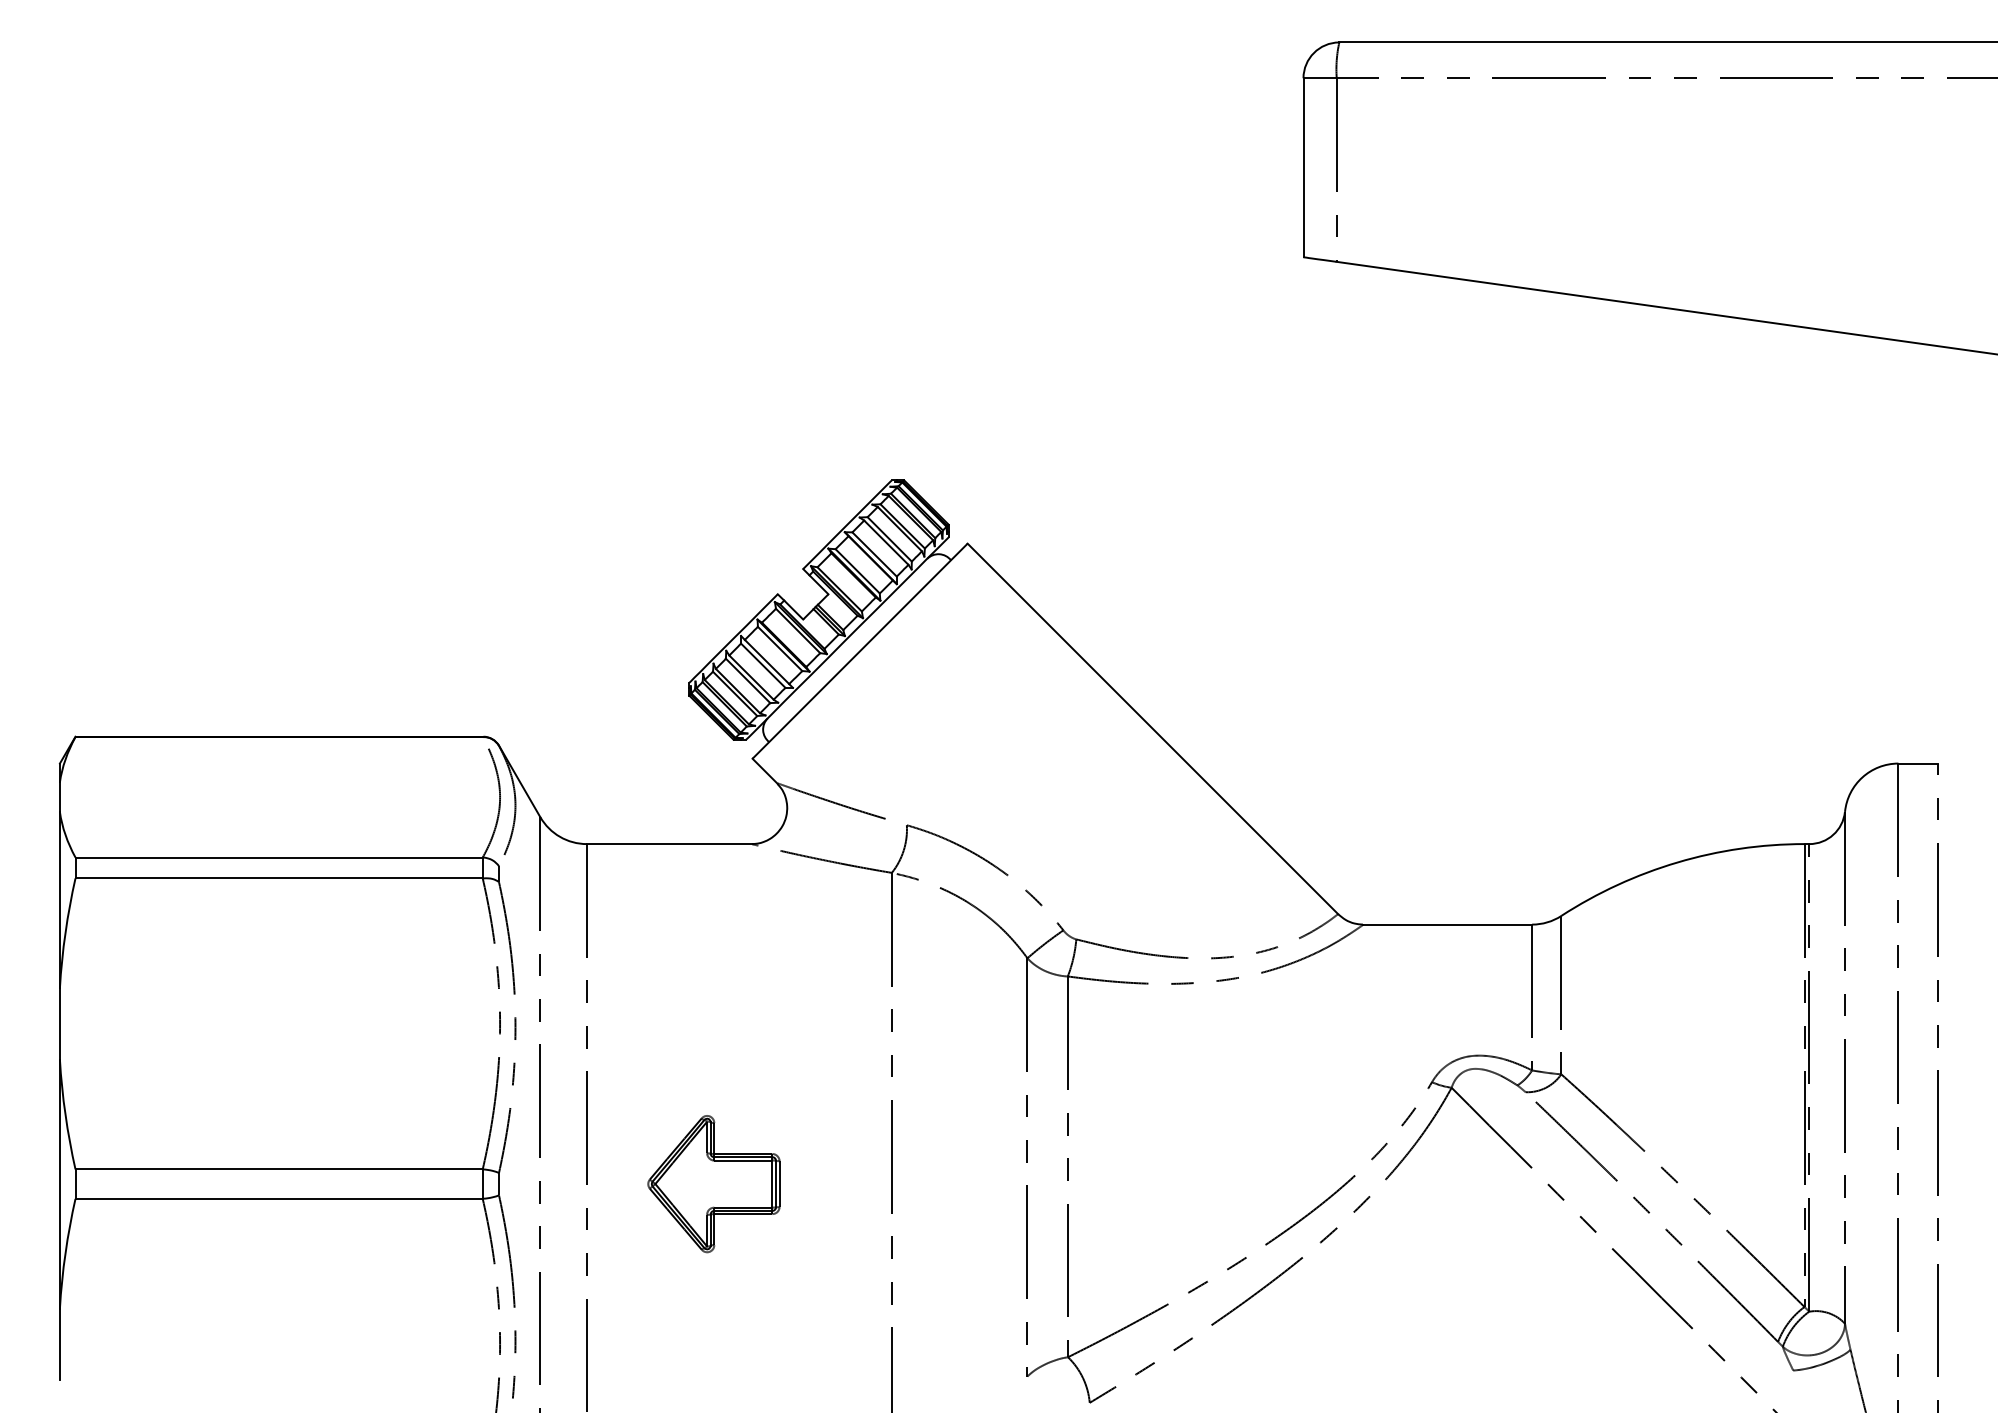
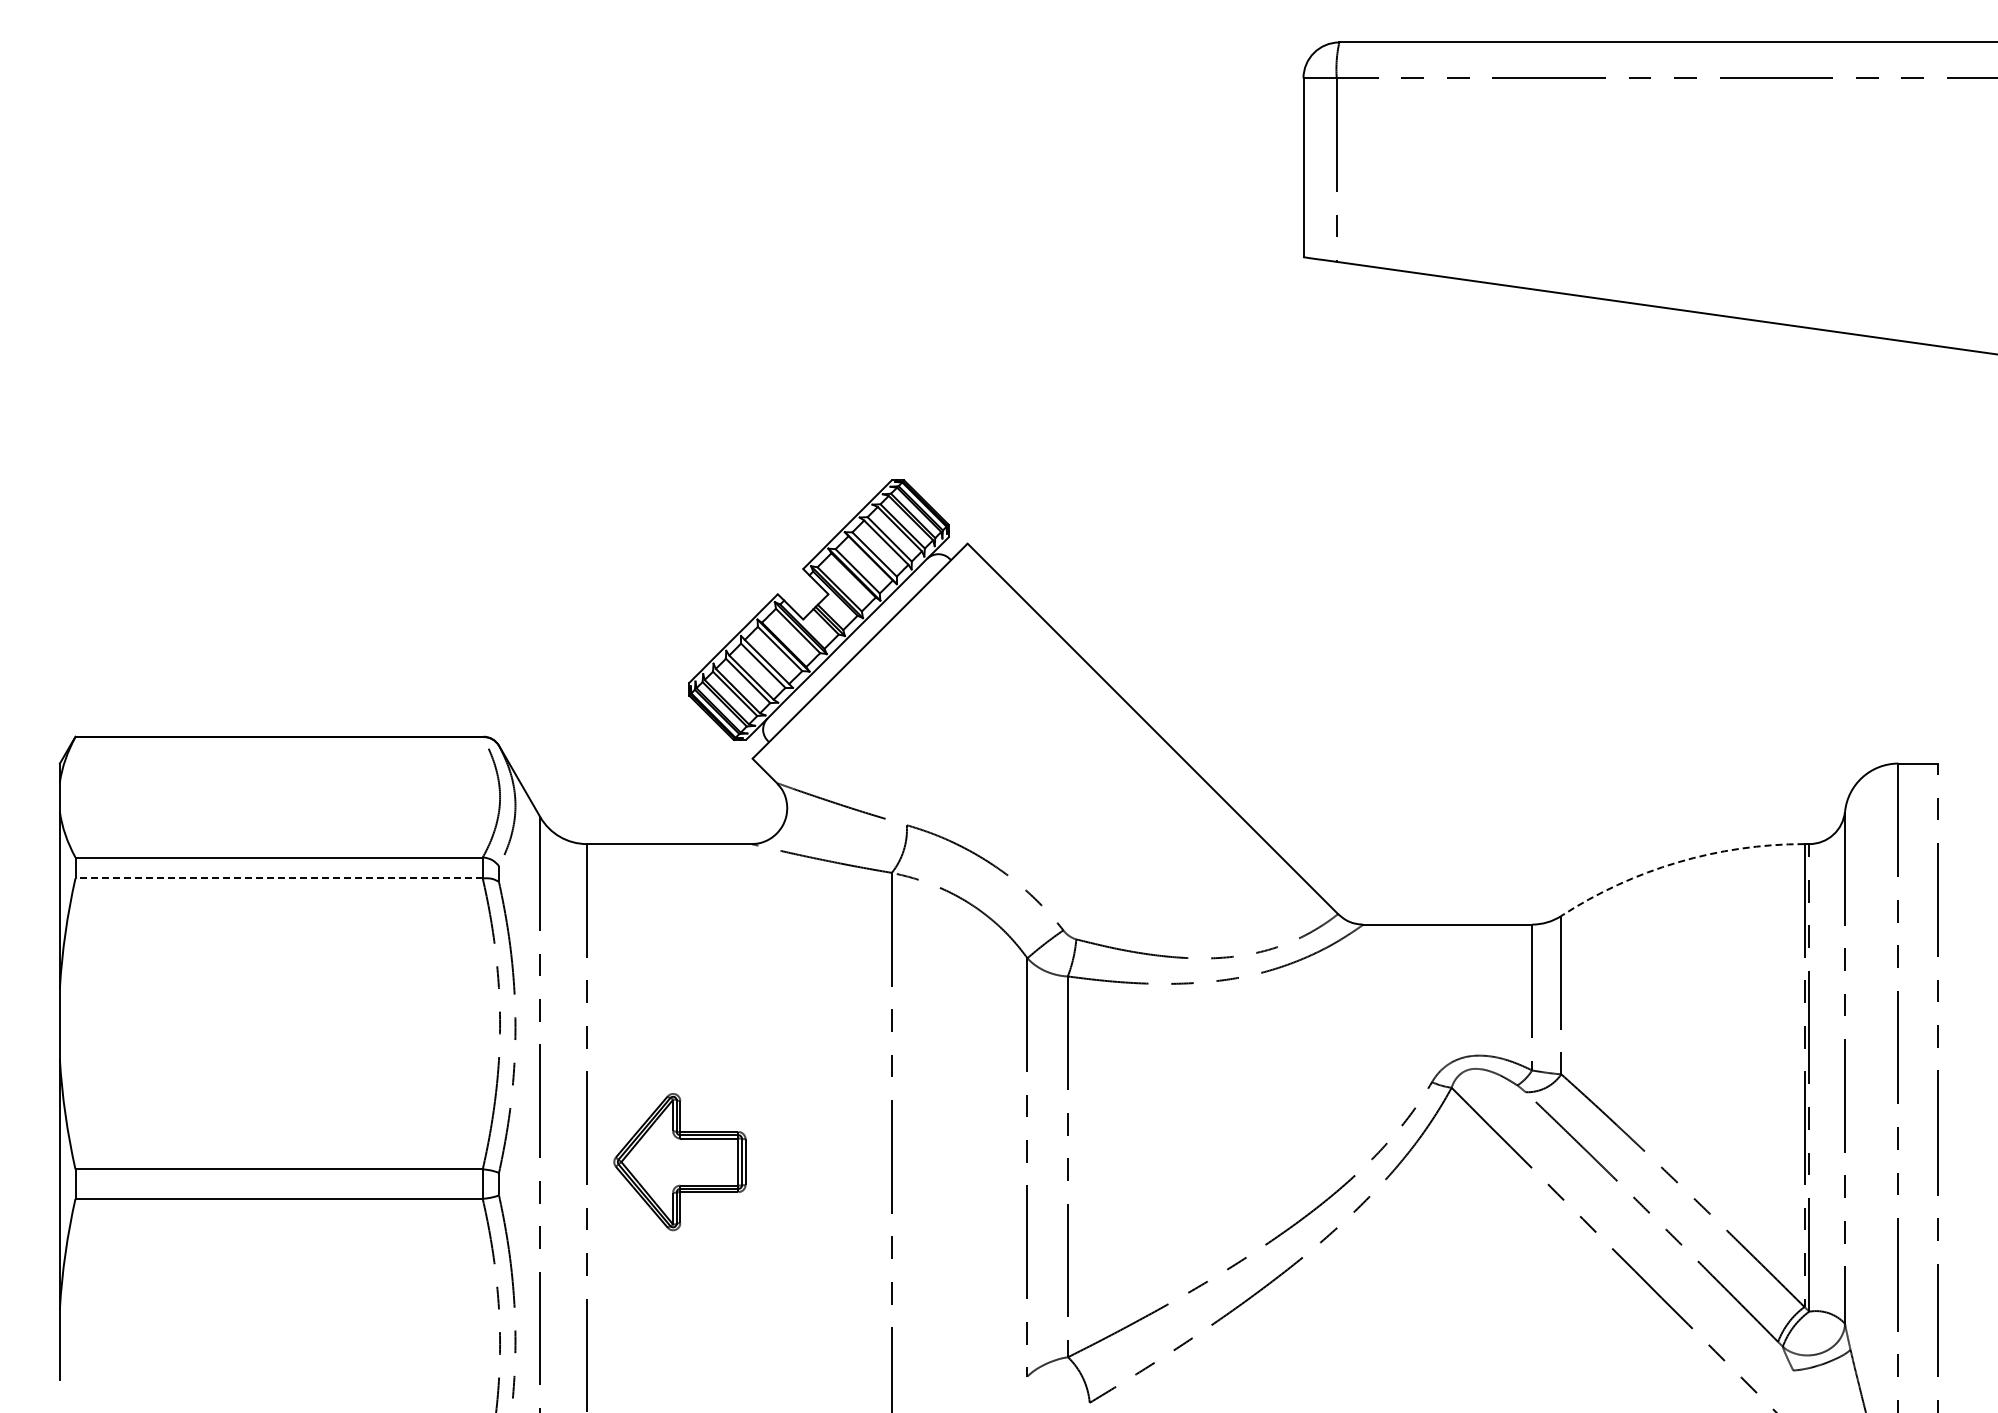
arc: solid -> dashed (1677, 862)
line: solid -> dashed (279, 878)
part position: (713, 1184) -> (679, 1162) (679, 1162)
